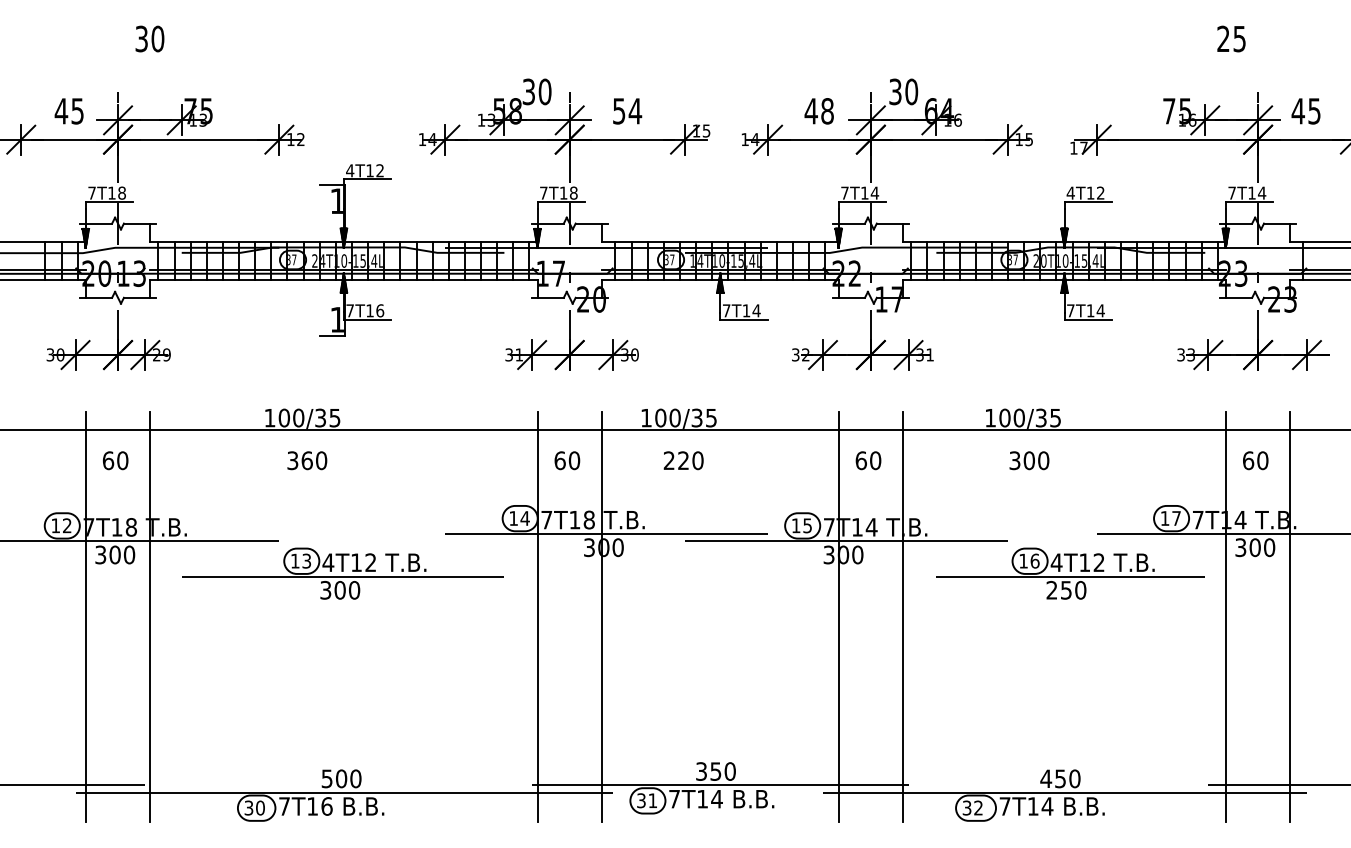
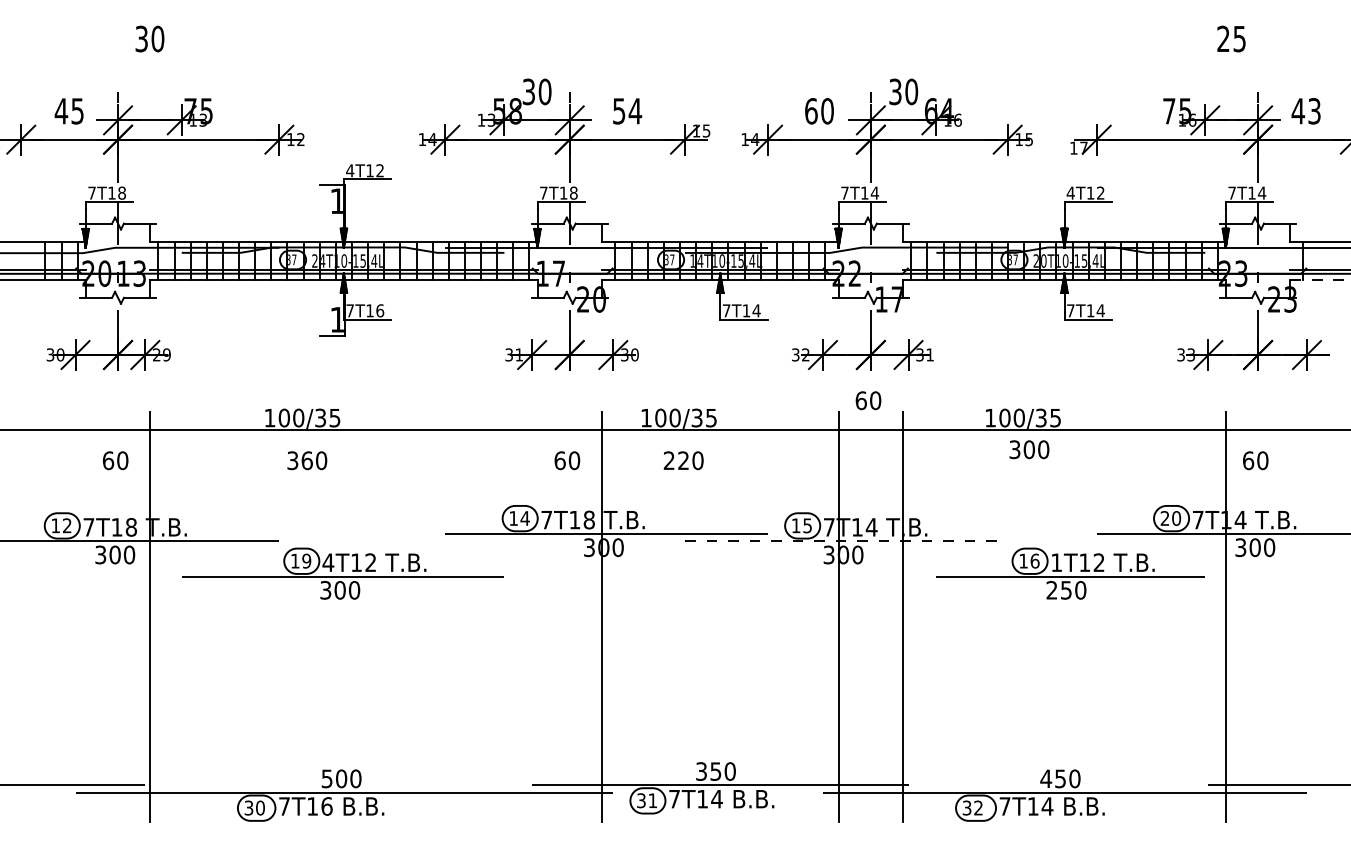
text: 45 -> 43 (1314, 110)
text: 48 -> 60 (818, 111)
line: solid -> dashed (1320, 279)
text position: (868, 460) -> (868, 400) (868, 400)
text position: (1029, 460) -> (1029, 449) (1029, 449)
text: 17 -> 20 (1170, 518)
line: solid -> dashed (846, 541)
text: 13 -> 19 (306, 560)
text: 4T12 -> 1T12 (1056, 562)
line: present -> none (85, 617)
line: present -> none (537, 617)
line: present -> none (1290, 617)
